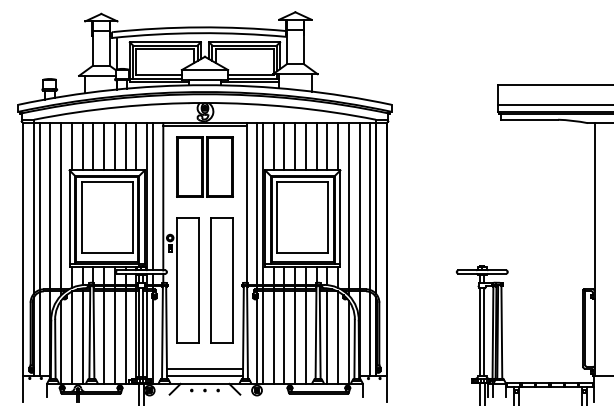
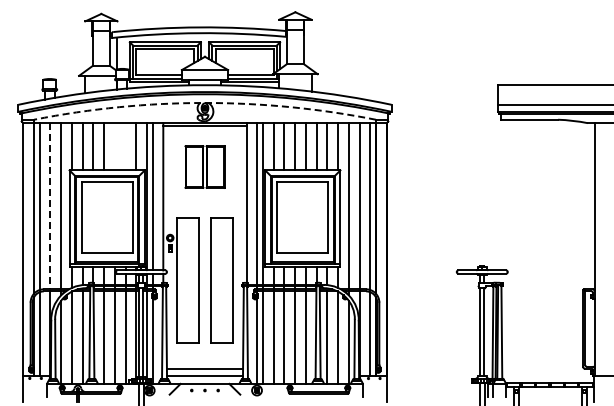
arc: solid -> dashed (205, 102)
line: present -> none (114, 146)
line: present -> none (125, 146)
part size: 58x62 px -> 42x44 px (204, 166)
line: solid -> dashed (50, 206)
